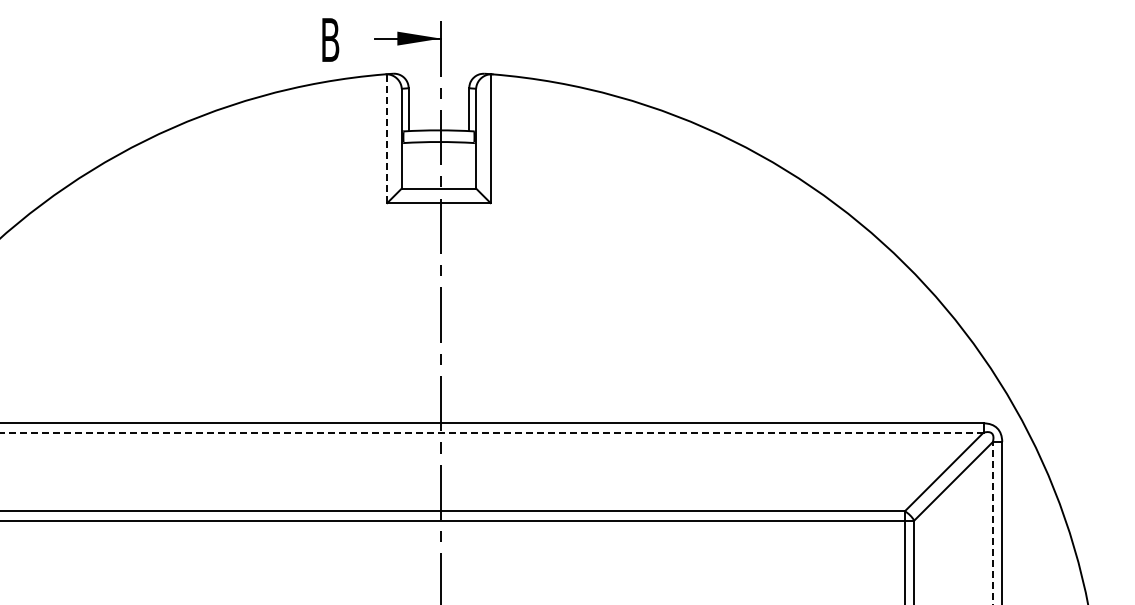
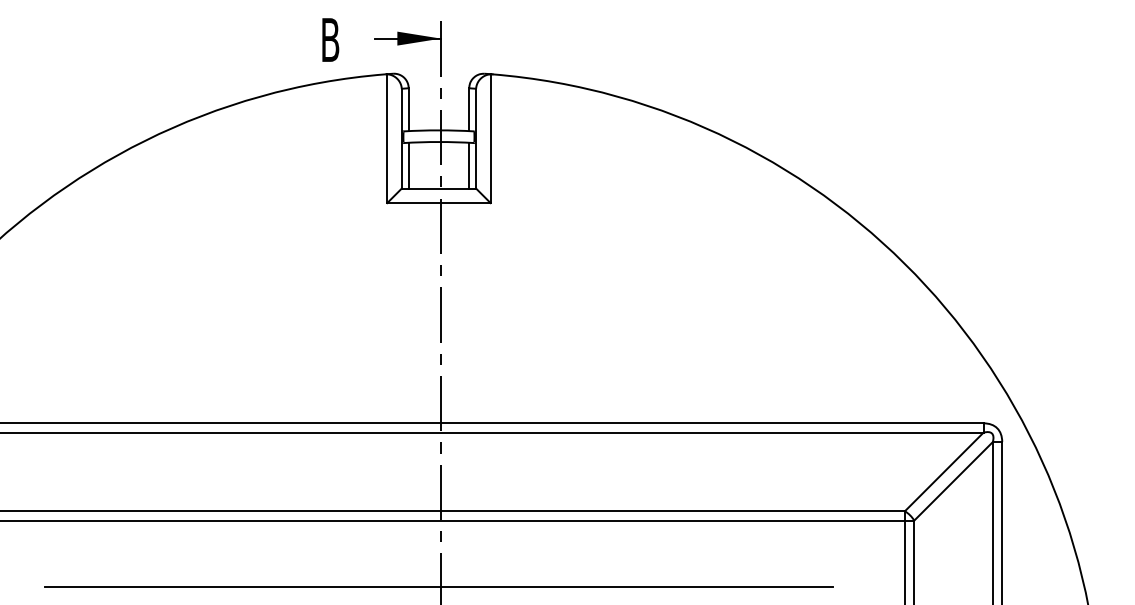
line: dashed -> solid (387, 138)
line: none -> present (408, 165)
line: none -> present (469, 165)
line: dashed -> solid (491, 432)
line: dashed -> solid (992, 522)
line: none -> present (438, 586)
